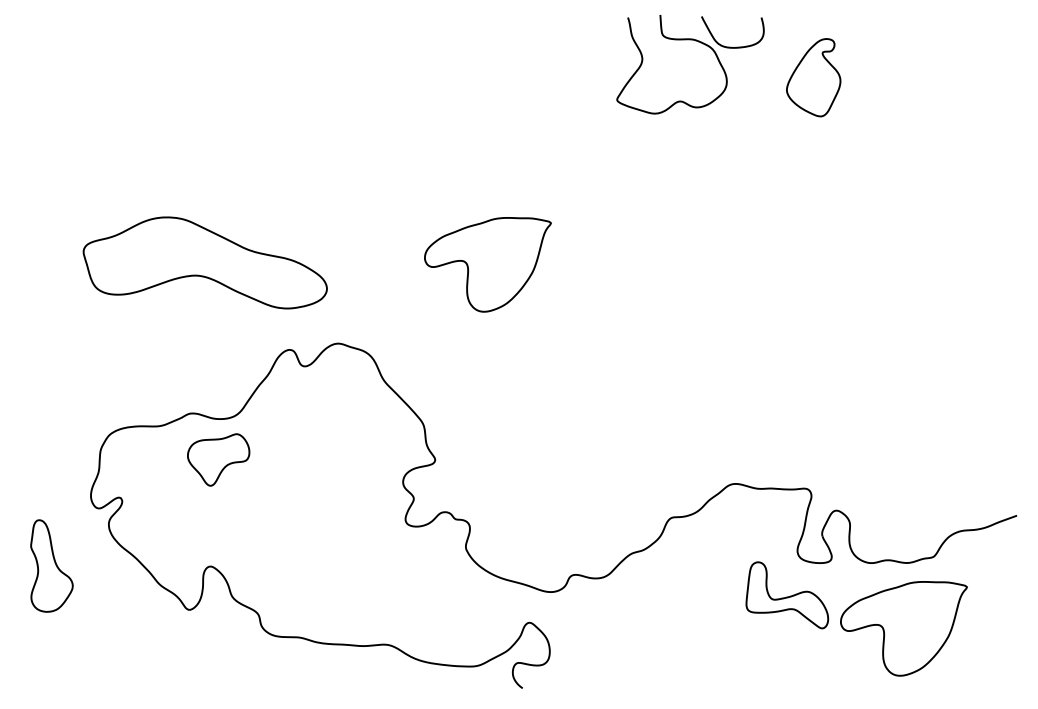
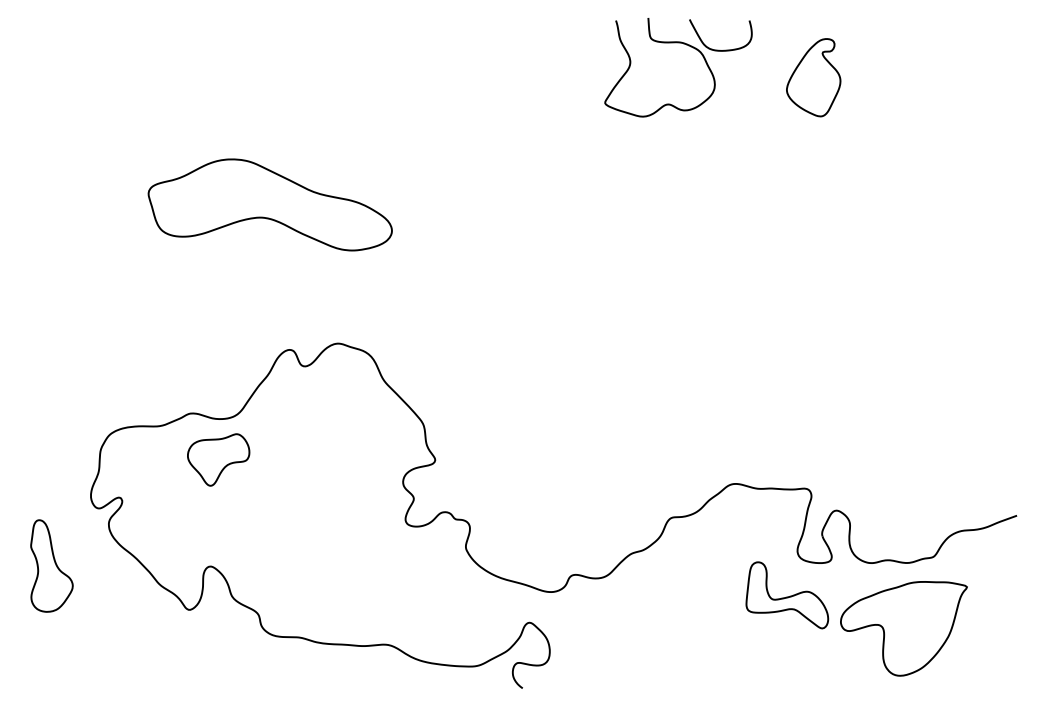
part position: (700, 43) -> (688, 46) (688, 46)
part position: (204, 262) -> (269, 204) (269, 204)
part: present -> none (487, 264)
